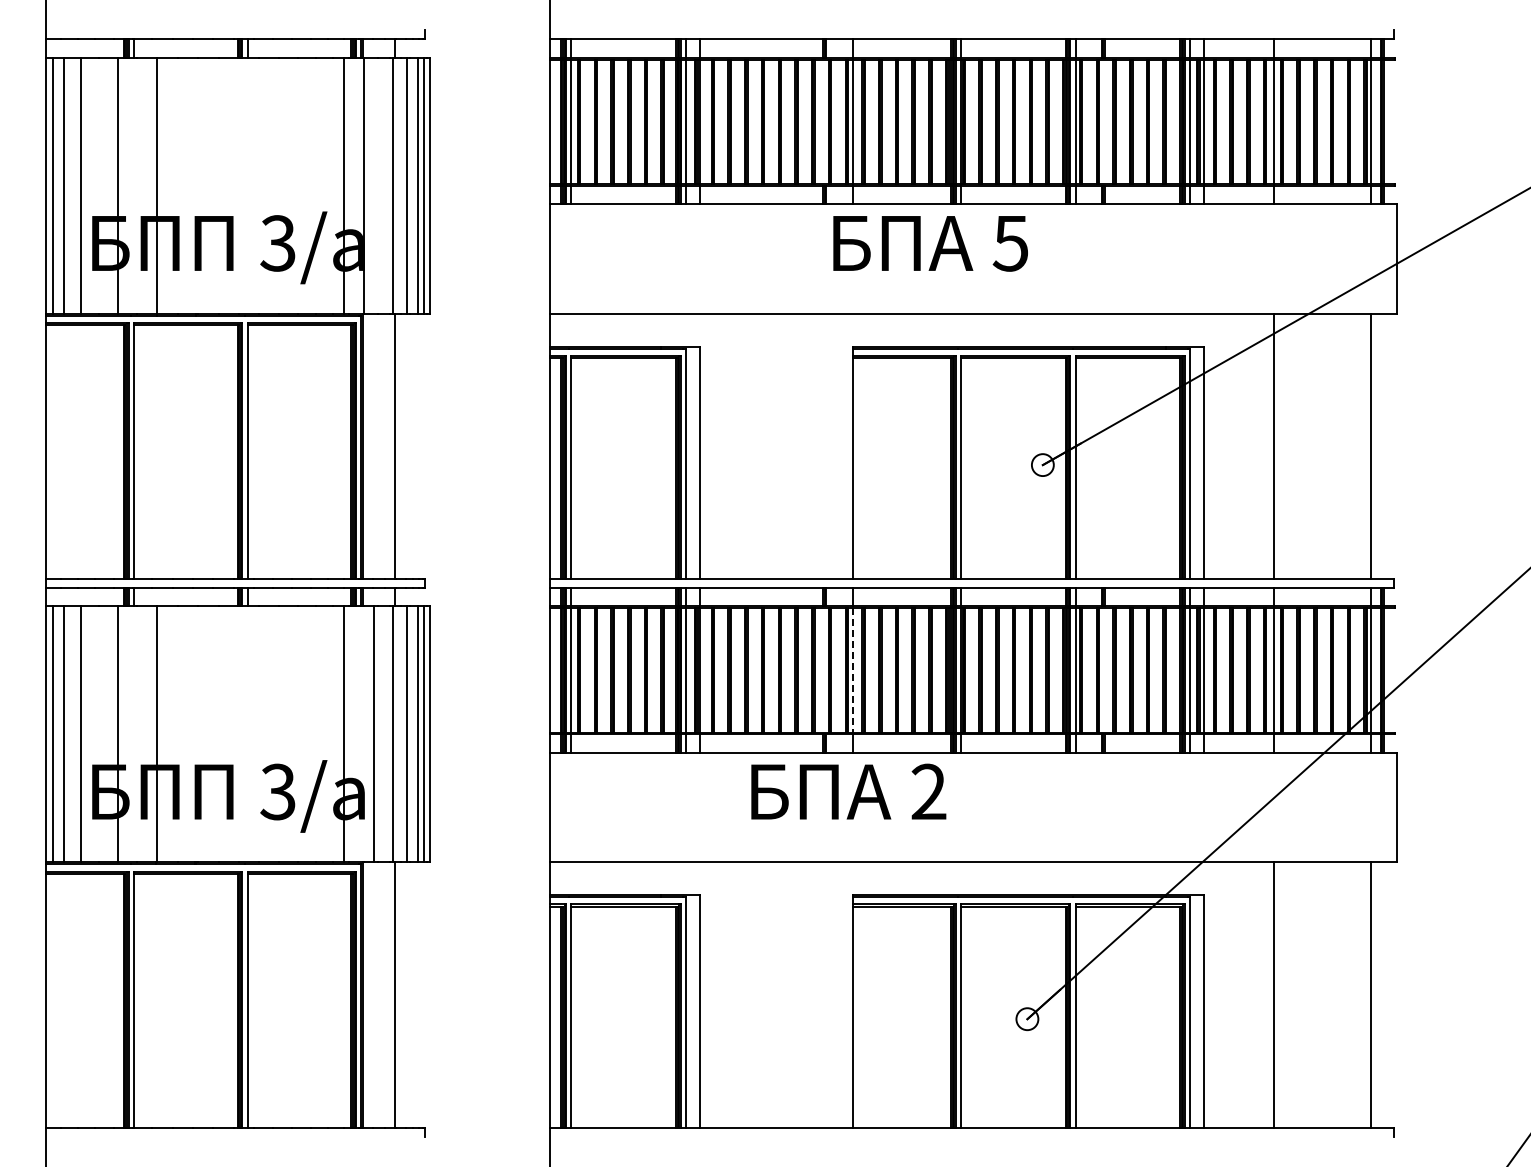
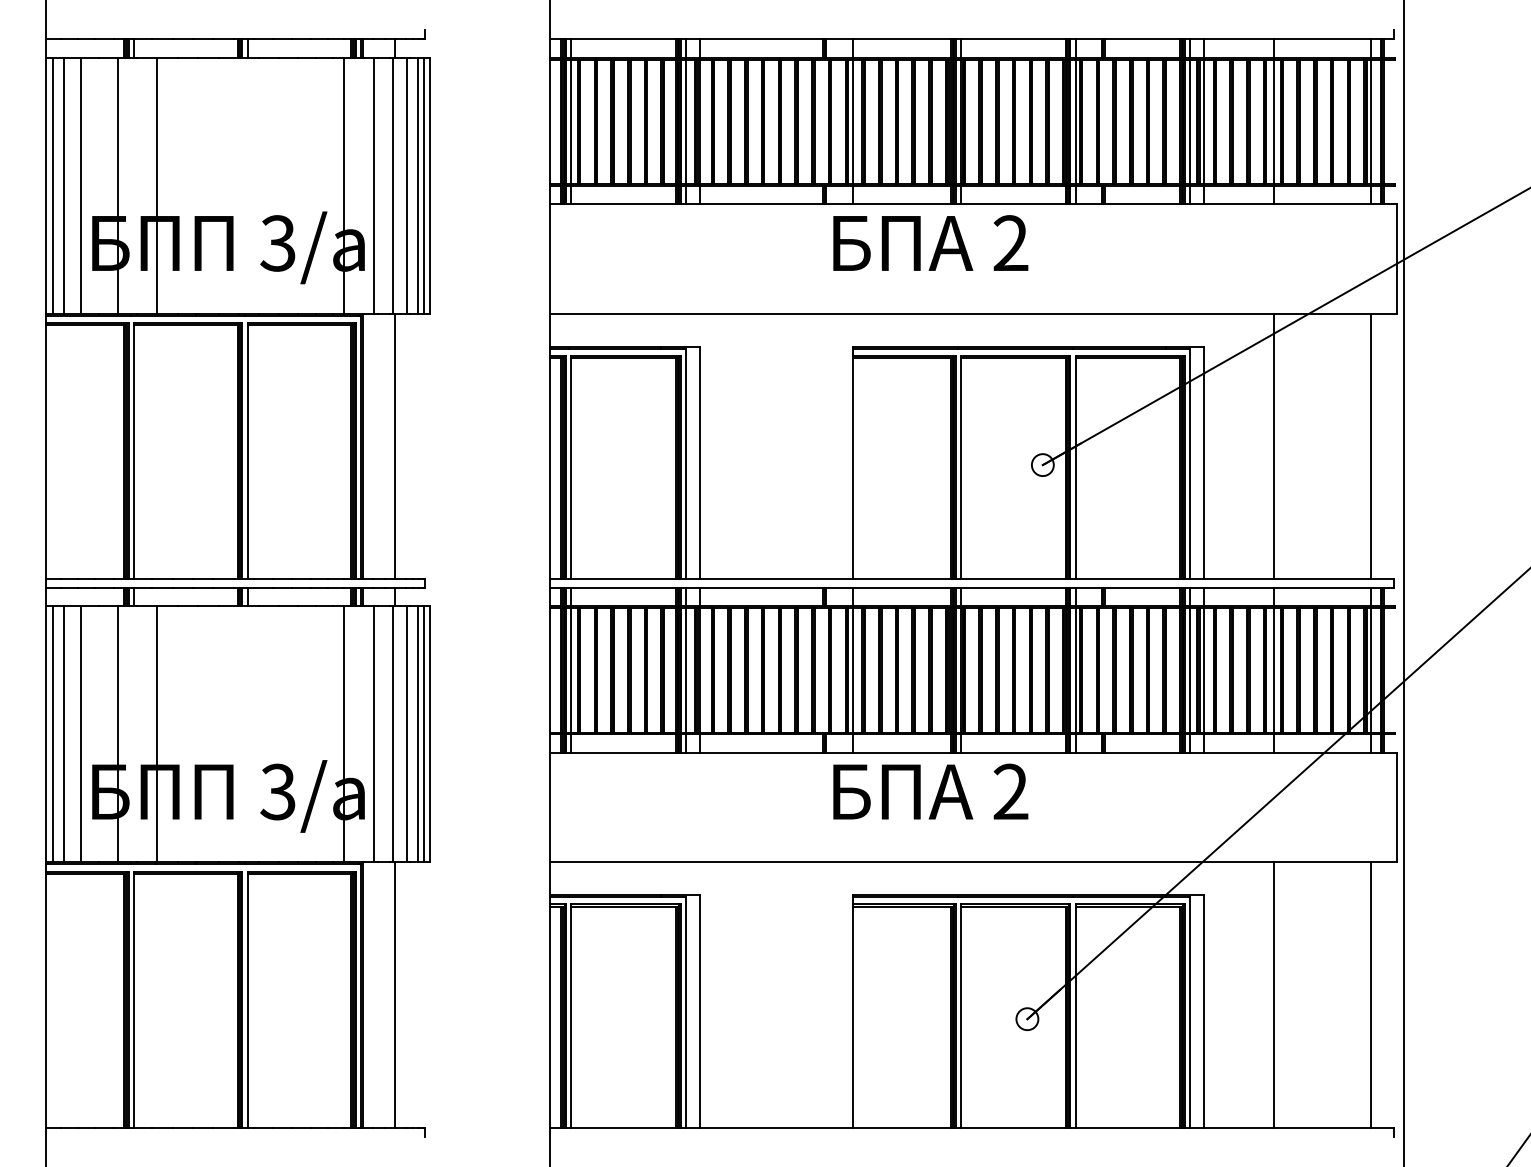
line position: (364, 185) -> (374, 185) (374, 185)
text: 5 -> 2 (1010, 243)
line: none -> present (1403, 582)
line: dashed -> solid (852, 670)
text position: (848, 791) -> (930, 791) (930, 791)
